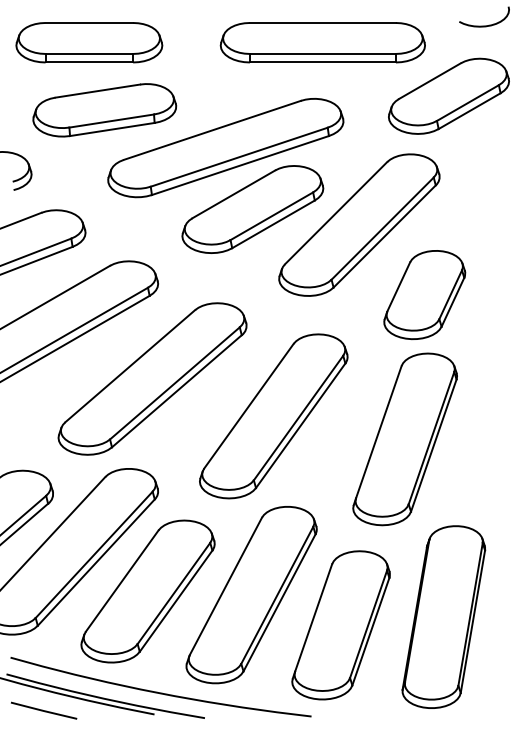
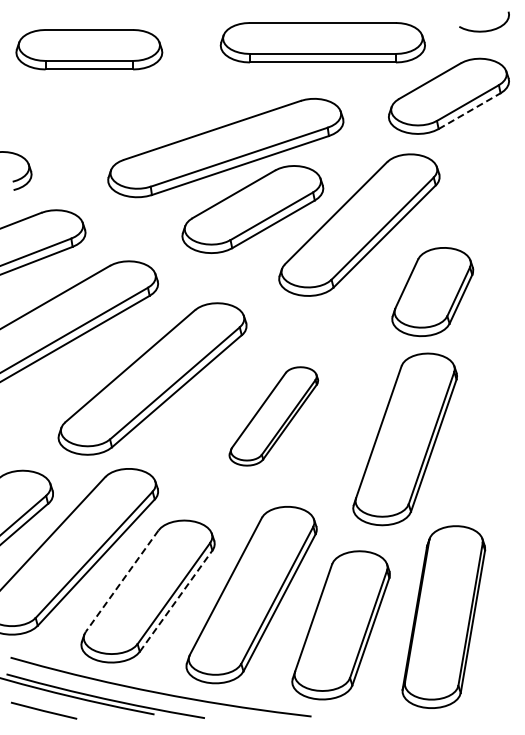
curve position: (484, 25) -> (484, 30) (484, 30)
part position: (89, 42) -> (89, 49) (89, 49)
part: present -> none (104, 110)
line: solid -> dashed (469, 111)
part position: (424, 295) -> (432, 292) (432, 292)
part size: 150x167 px -> 92x101 px (273, 416)
line: solid -> dashed (121, 581)
line: solid -> dashed (176, 600)
